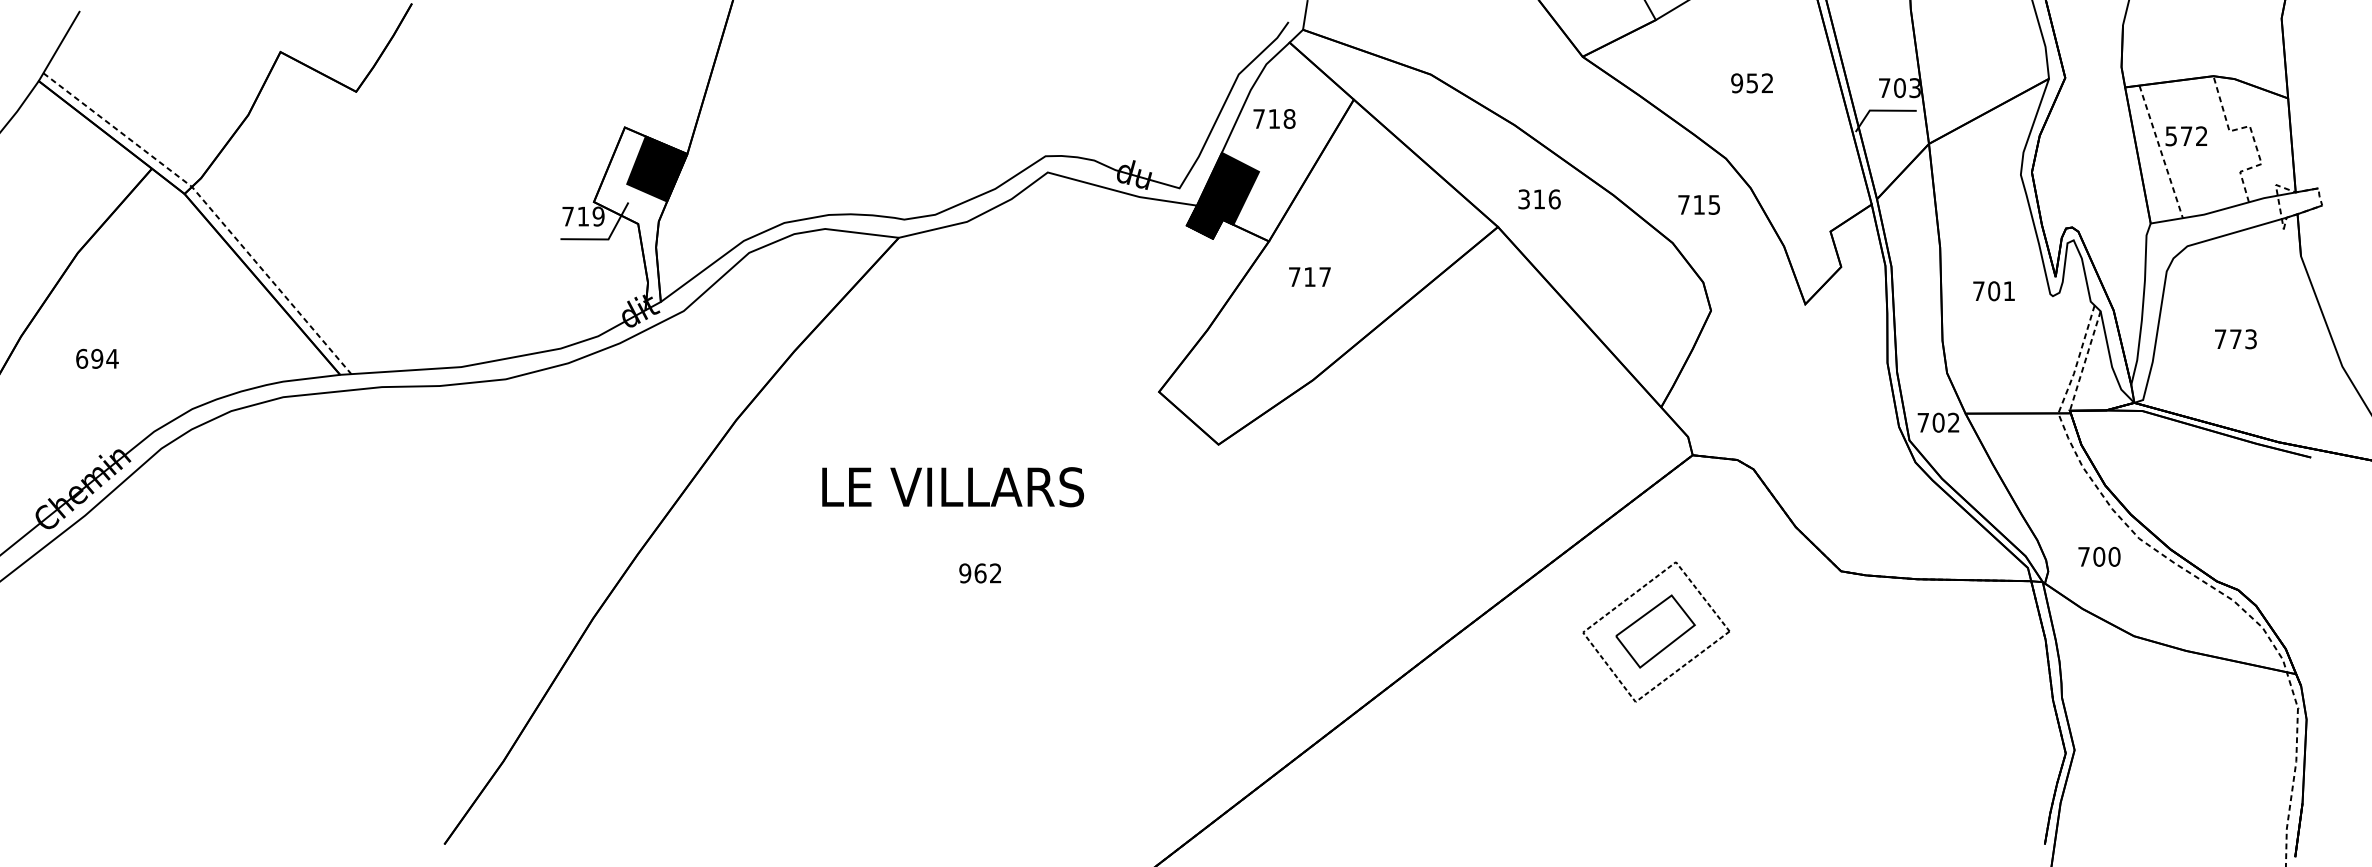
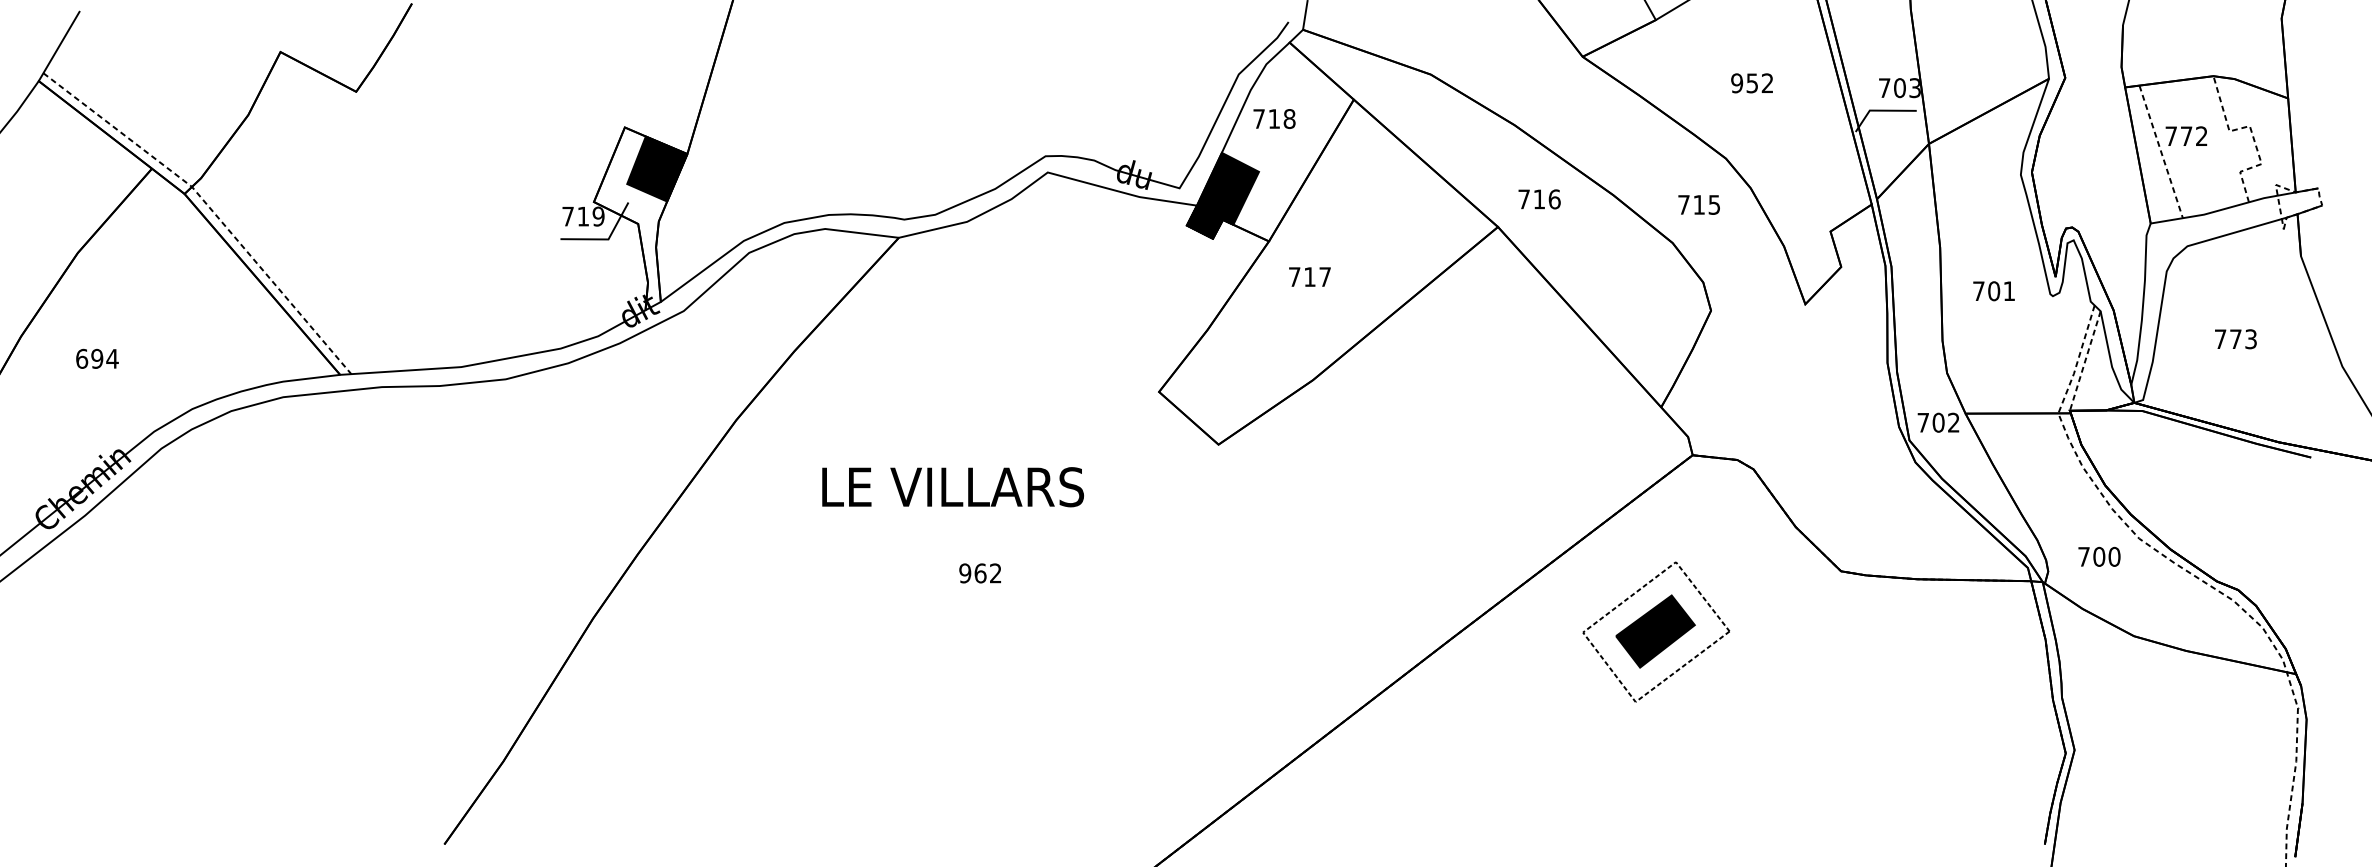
text: 572 -> 772 (2170, 136)
text: 316 -> 716 (1523, 199)
fill: none -> present (1655, 631)
